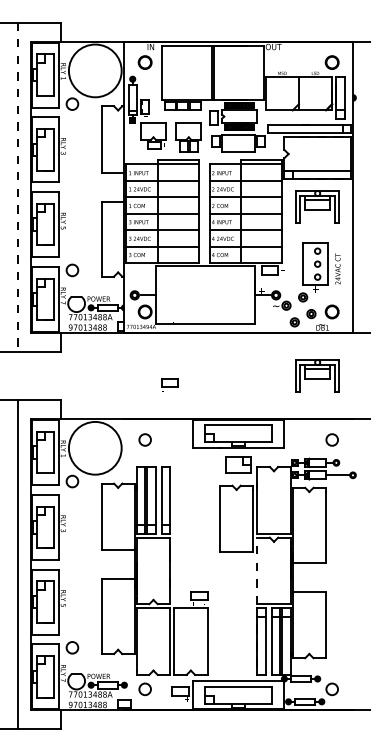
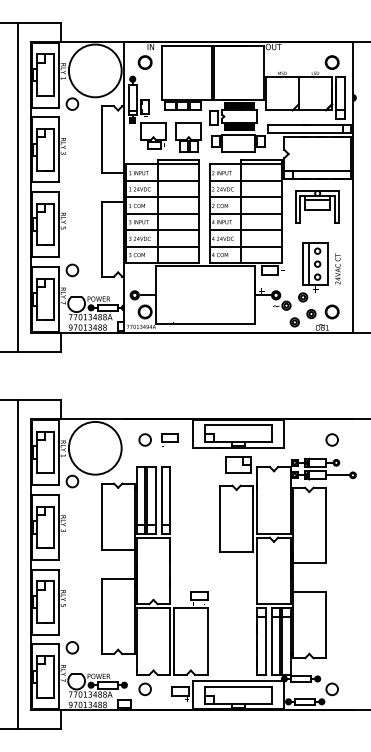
line: dashed -> solid (17, 187)
line: none -> present (309, 263)
part: present -> none (317, 375)
part position: (169, 384) -> (169, 439) (169, 439)
line: dashed -> solid (257, 570)
